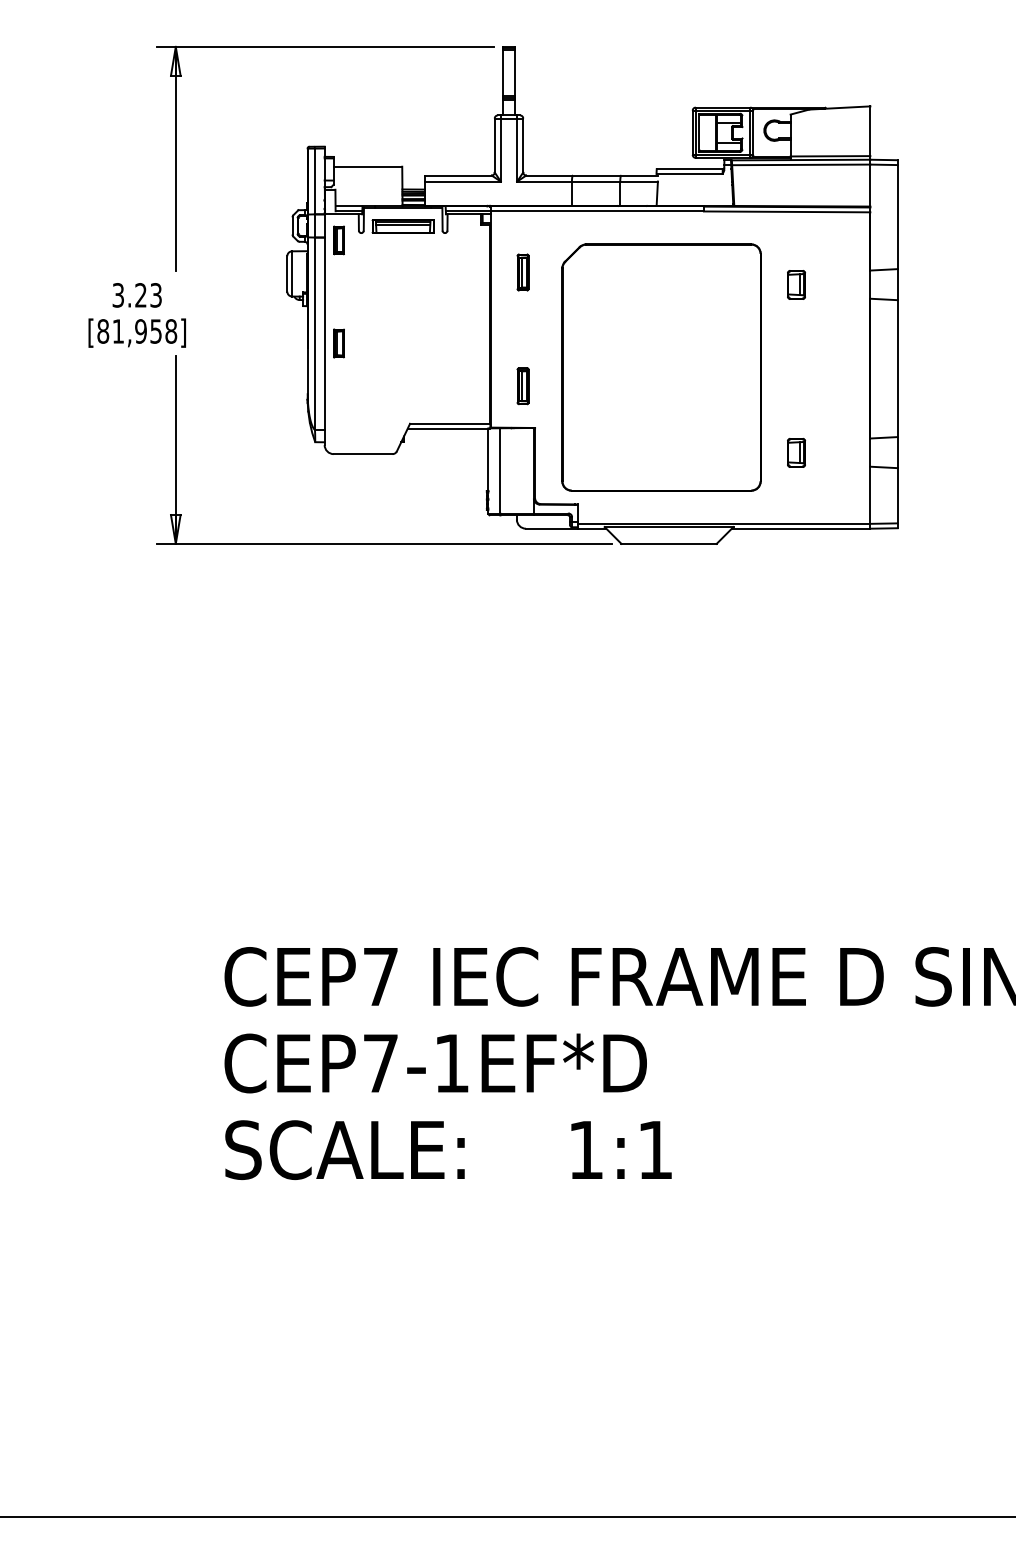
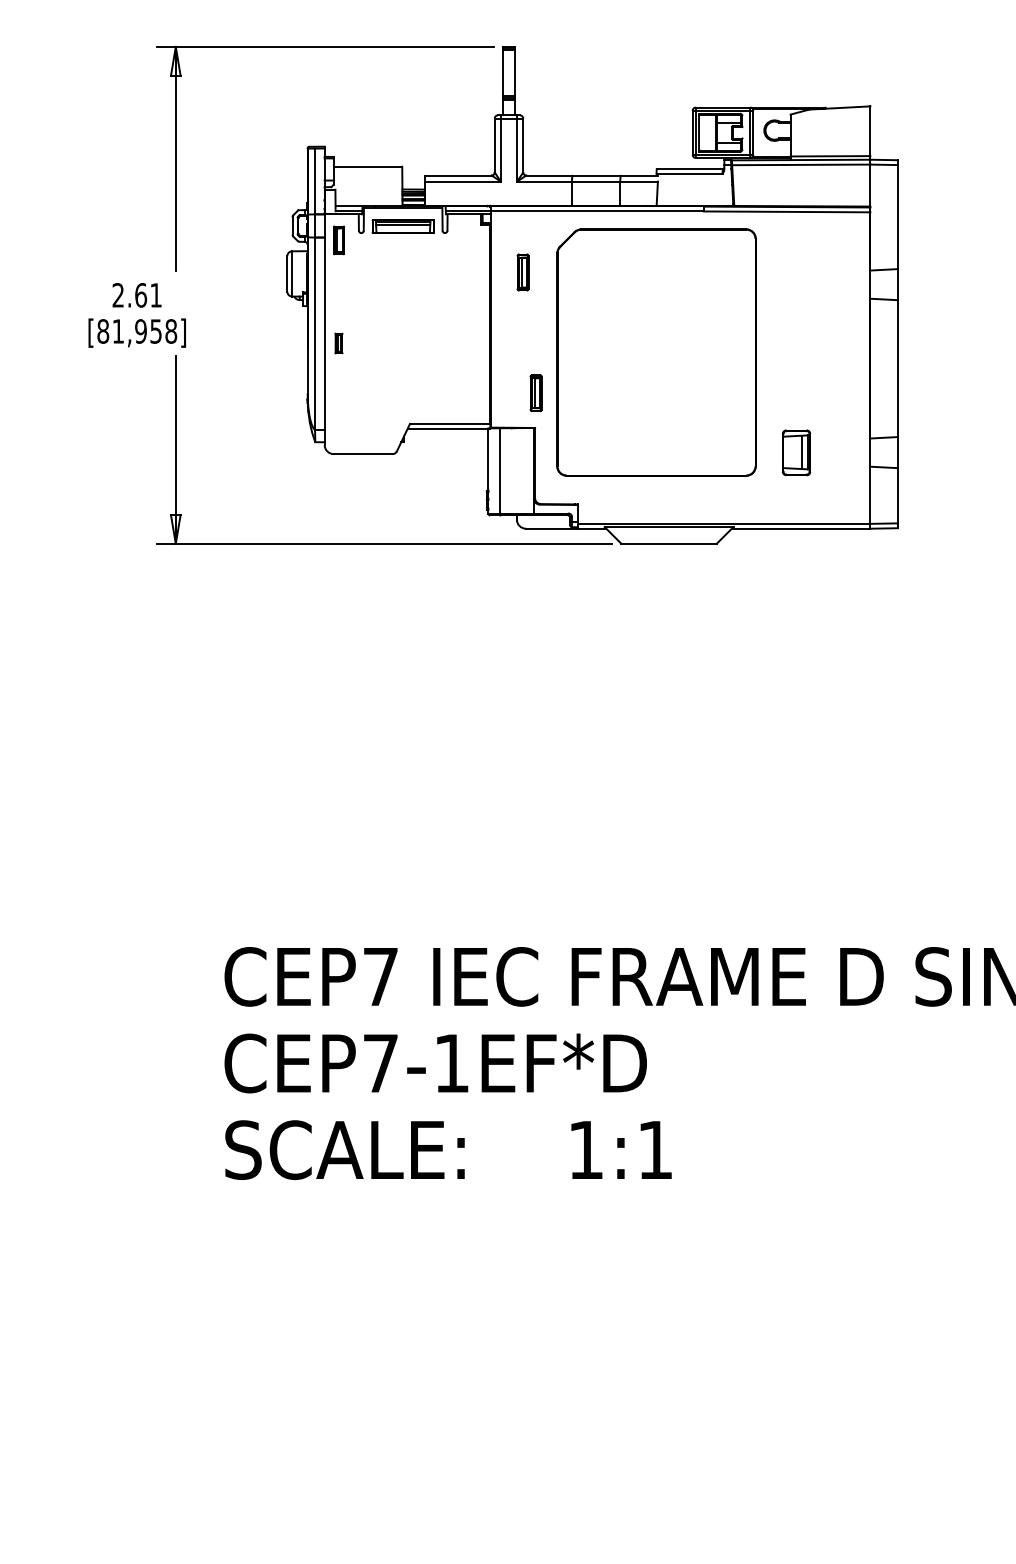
part: present -> none (796, 284)
text: 3.23 -> 2.61 (136, 295)
part size: 12x31 px -> 10x23 px (338, 343)
part position: (661, 367) -> (656, 352) (656, 352)
part position: (522, 386) -> (535, 393) (535, 393)
part size: 19x30 px -> 30x48 px (796, 452)
line: present -> none (507, 1517)
